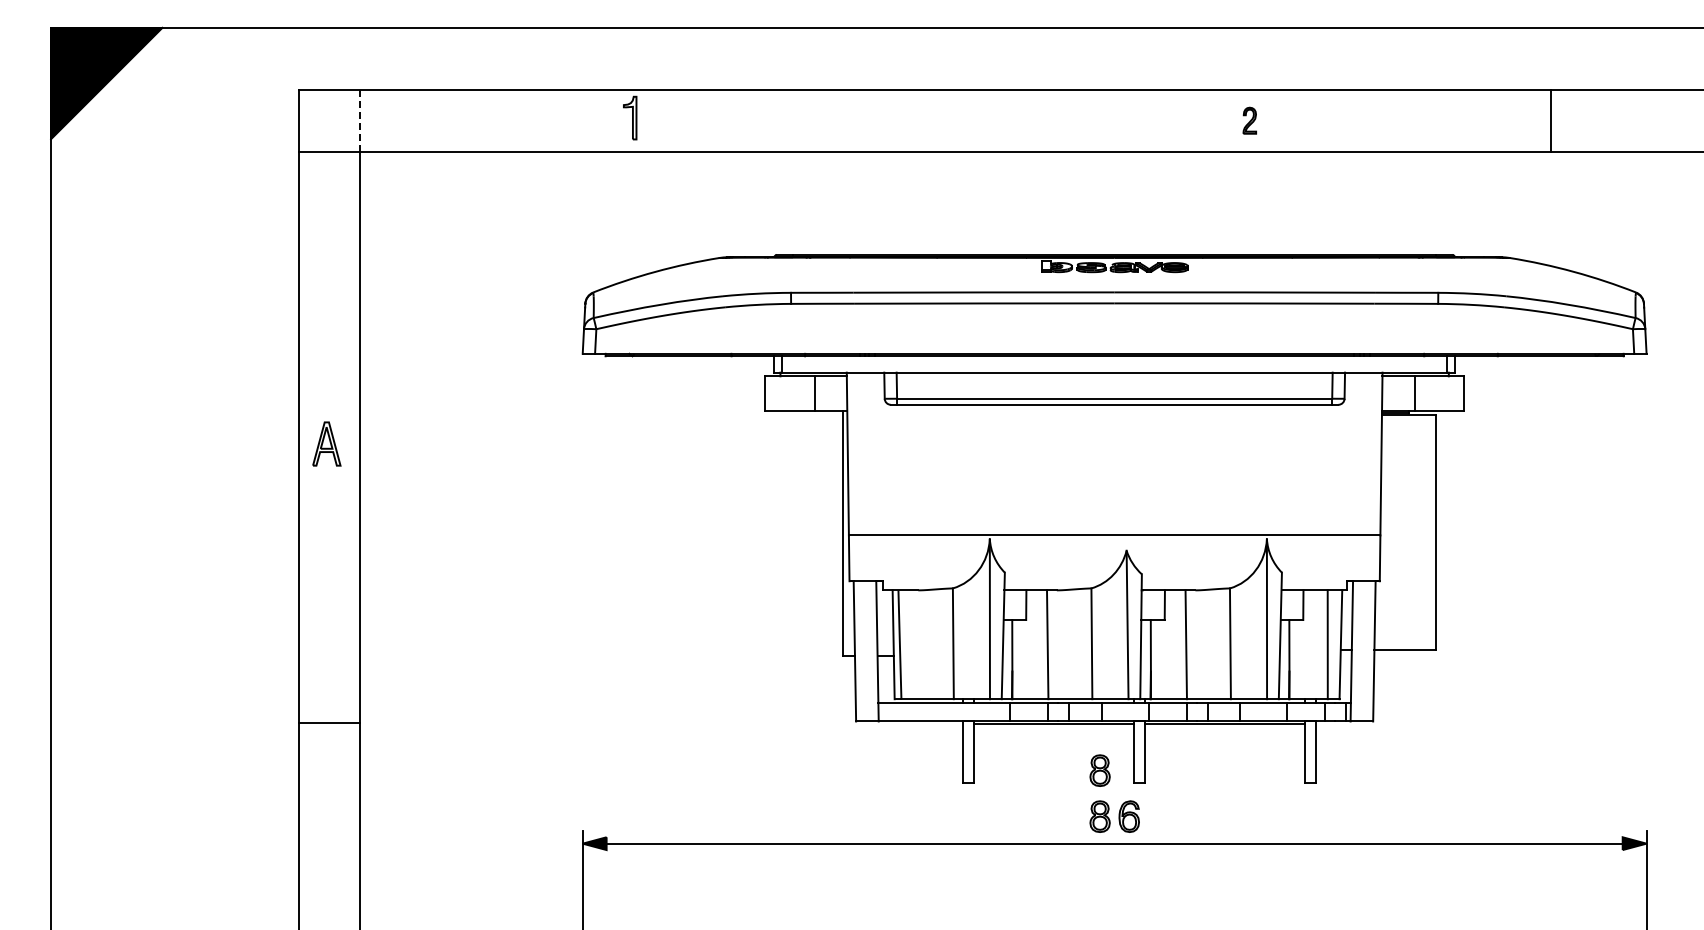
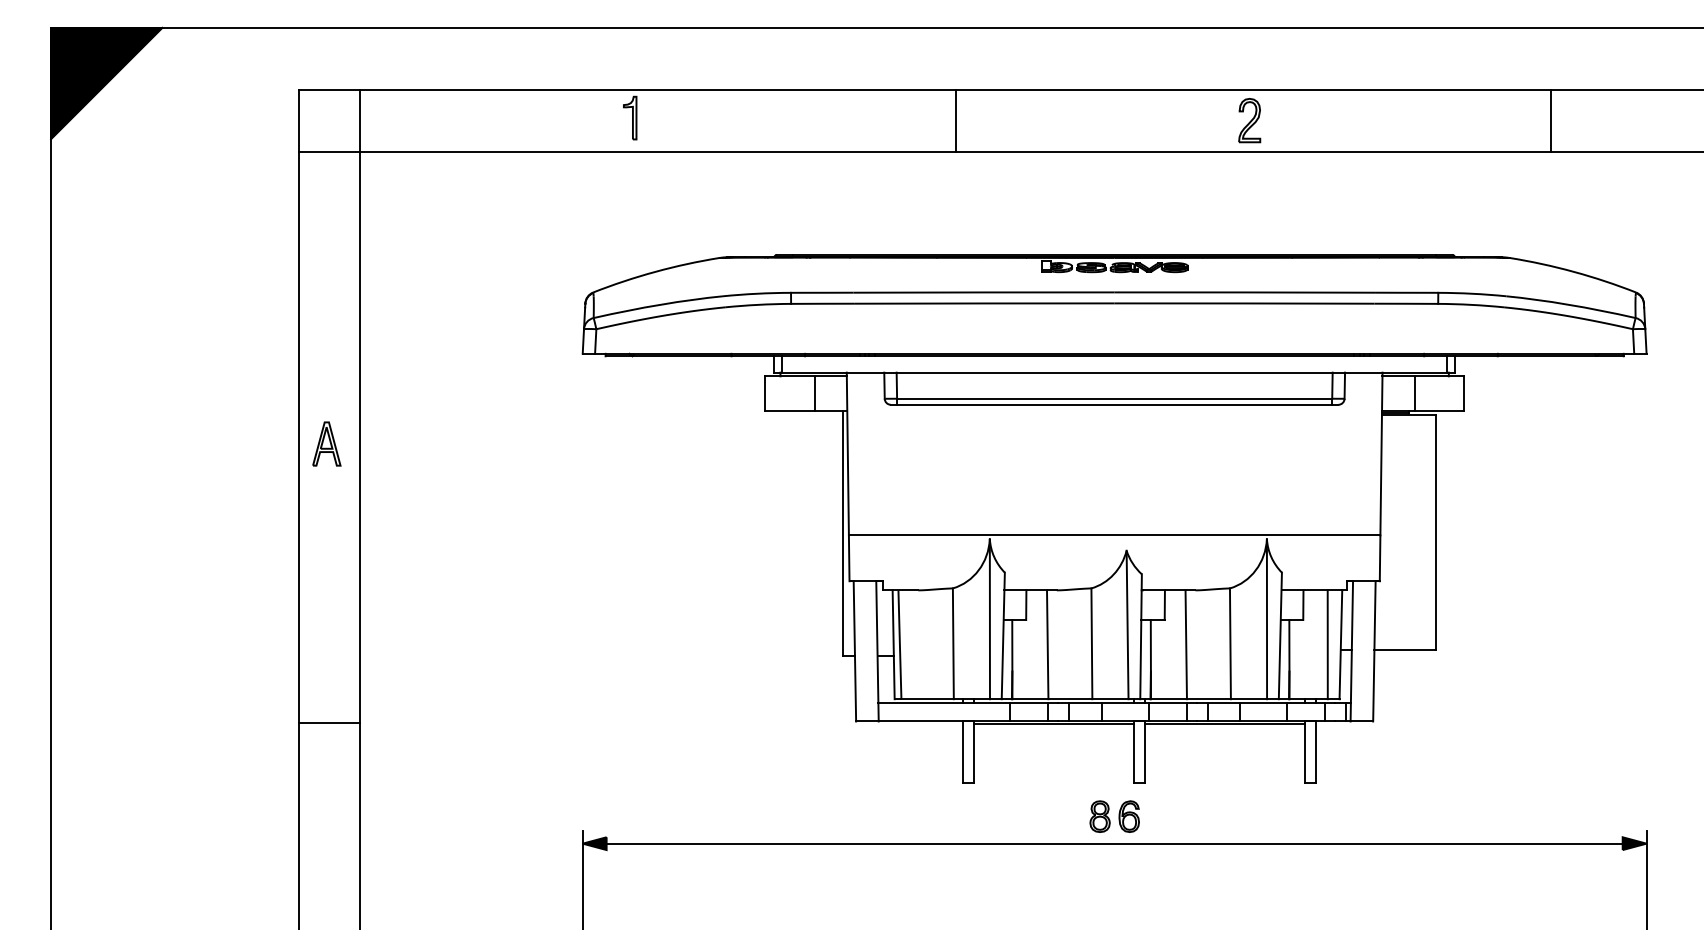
line: dashed -> solid (360, 120)
line: none -> present (955, 120)
part size: 15x29 px -> 24x46 px (1249, 120)
part: present -> none (1099, 770)
